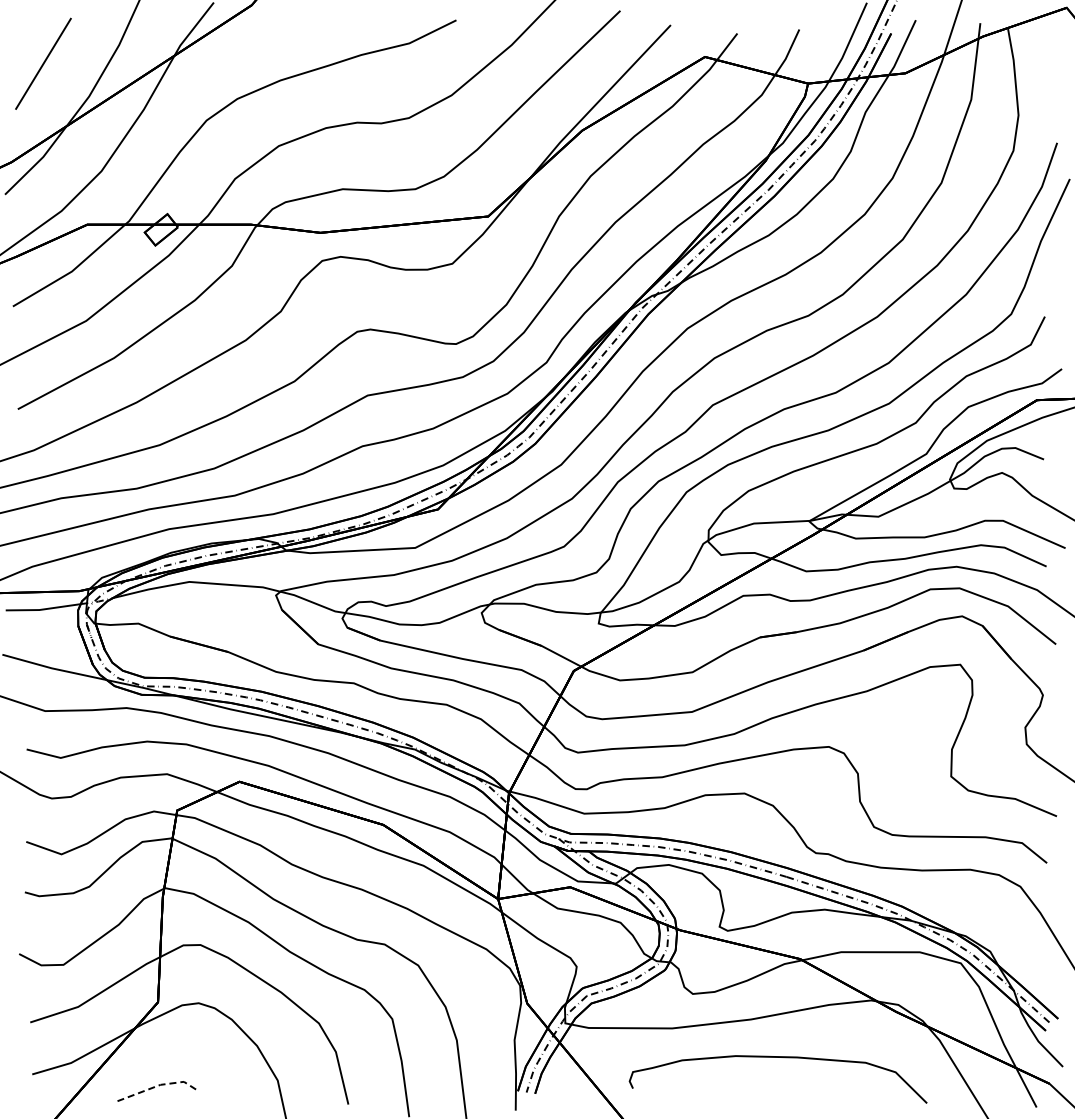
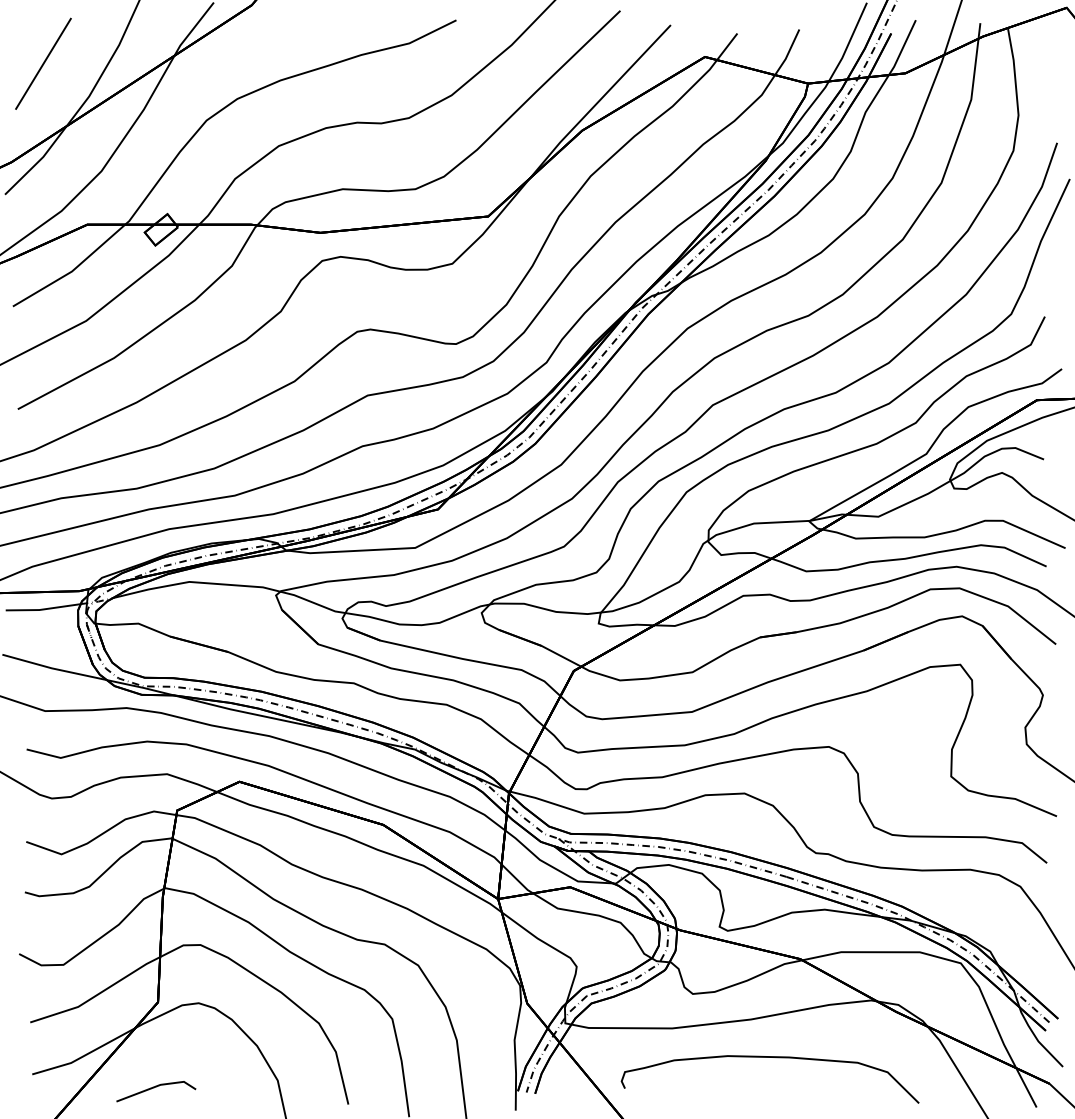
curve position: (777, 1057) -> (769, 1057) (769, 1057)
line: dashed -> solid (156, 1086)
